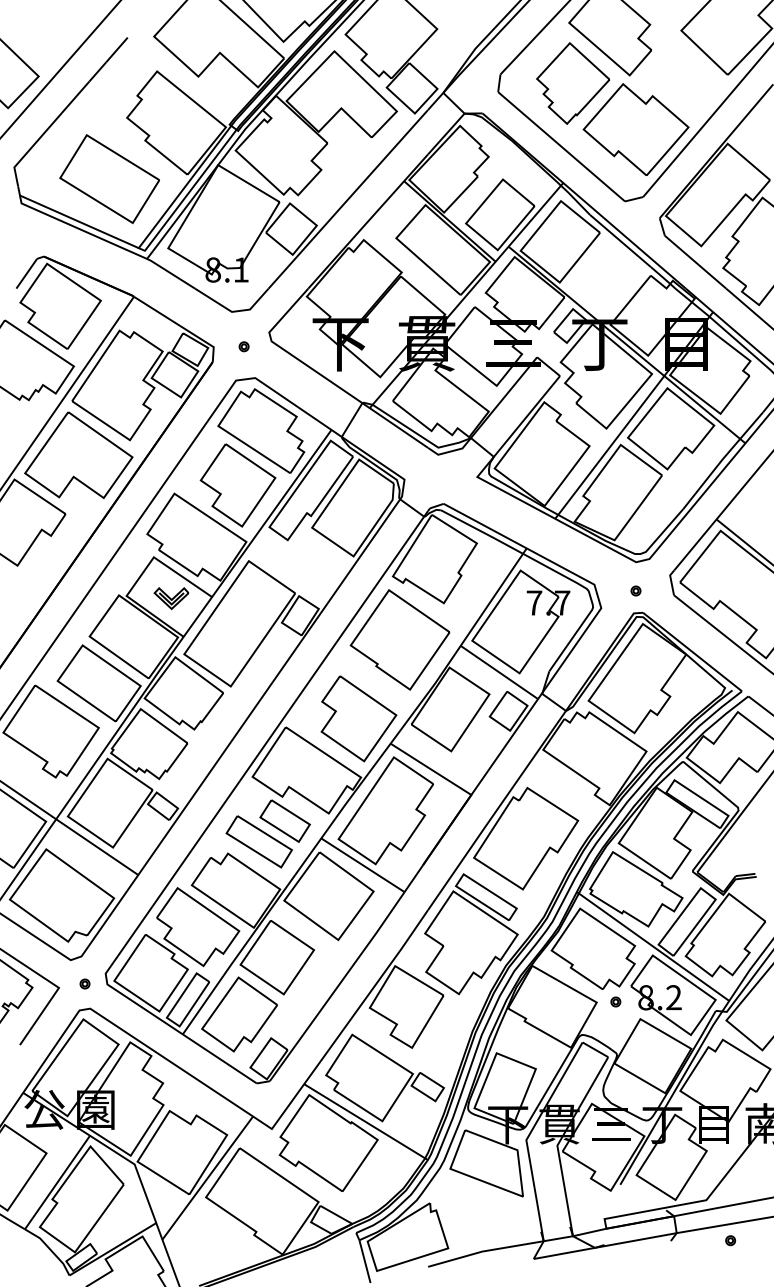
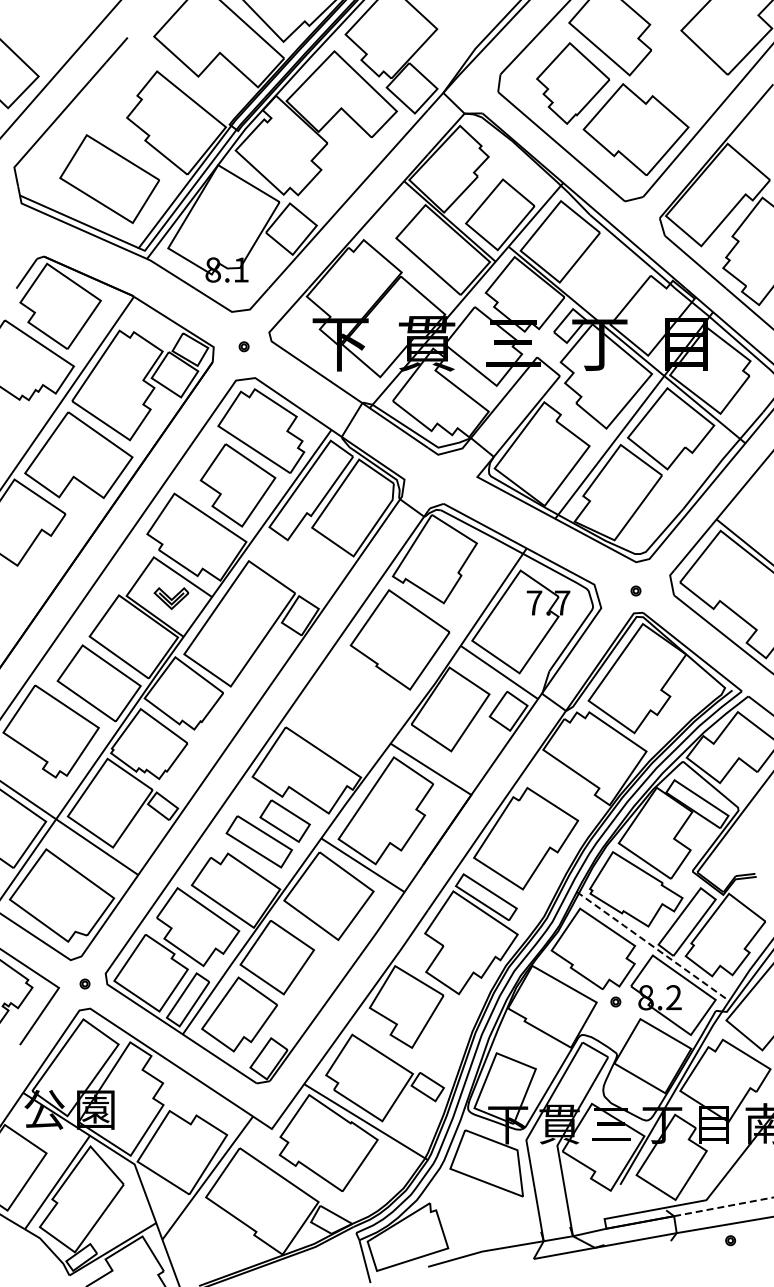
part: present -> none (358, 718)
line: solid -> dashed (652, 946)
line: solid -> dashed (724, 1206)
